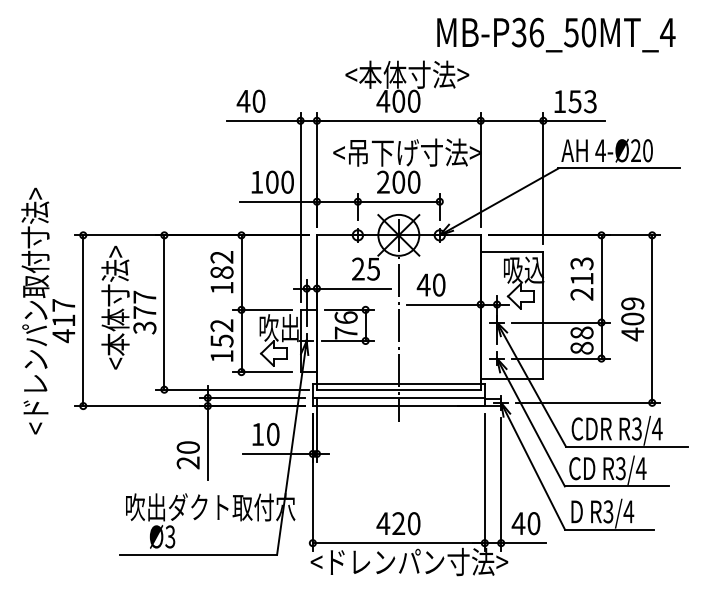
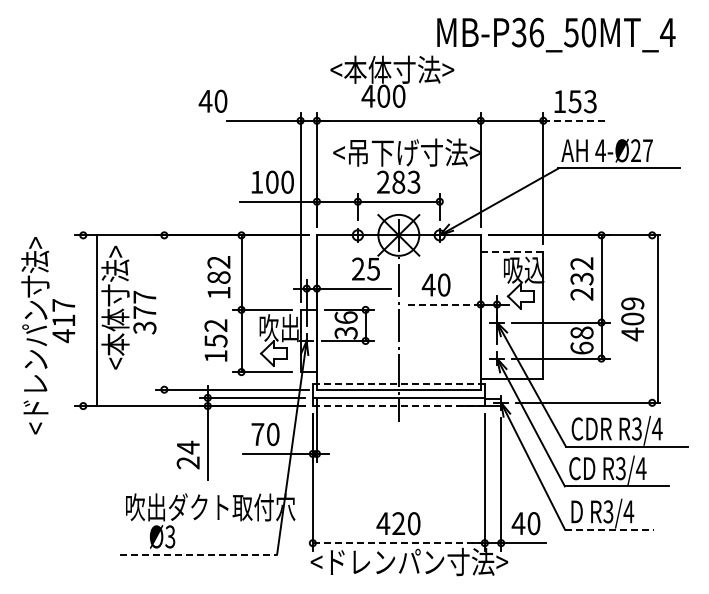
text position: (407, 86) -> (392, 81) (392, 81)
text position: (250, 100) -> (212, 100) (212, 100)
line: solid -> dashed (574, 120)
text: 4-Ø20 -> 4-Ø27 (647, 150)
text: 200 -> 283 (406, 181)
text: <ドレンパン取付寸法> -> <ドレンパン寸法> (35, 242)
line: solid -> dashed (512, 251)
text: 213 -> 232 (581, 271)
text position: (221, 272) -> (218, 277) (218, 277)
text position: (430, 284) -> (435, 284) (435, 284)
line: solid -> dashed (443, 304)
line: present -> none (164, 312)
line position: (652, 318) -> (658, 318) (658, 318)
line position: (83, 320) -> (97, 320) (97, 320)
text: 76 -> 36 (345, 332)
text position: (221, 340) -> (215, 340) (215, 340)
text: 88 -> 68 (581, 347)
line: solid -> dashed (398, 383)
line: solid -> dashed (398, 406)
text: 10 -> 70 (257, 434)
text: 20 -> 24 (187, 447)
line: solid -> dashed (609, 529)
line: solid -> dashed (398, 543)
line: solid -> dashed (199, 554)
